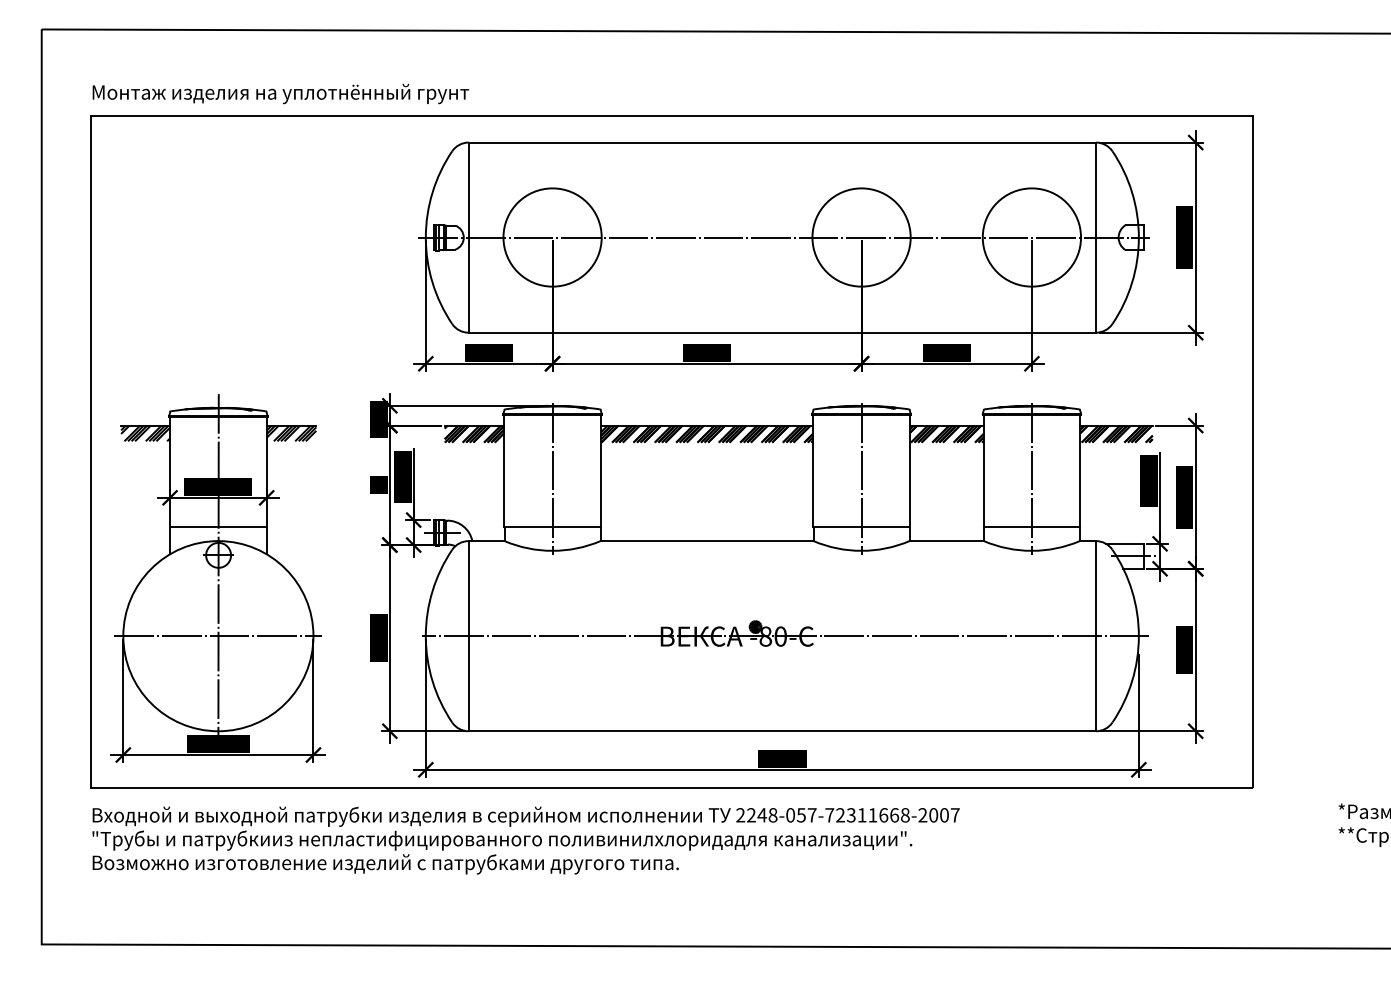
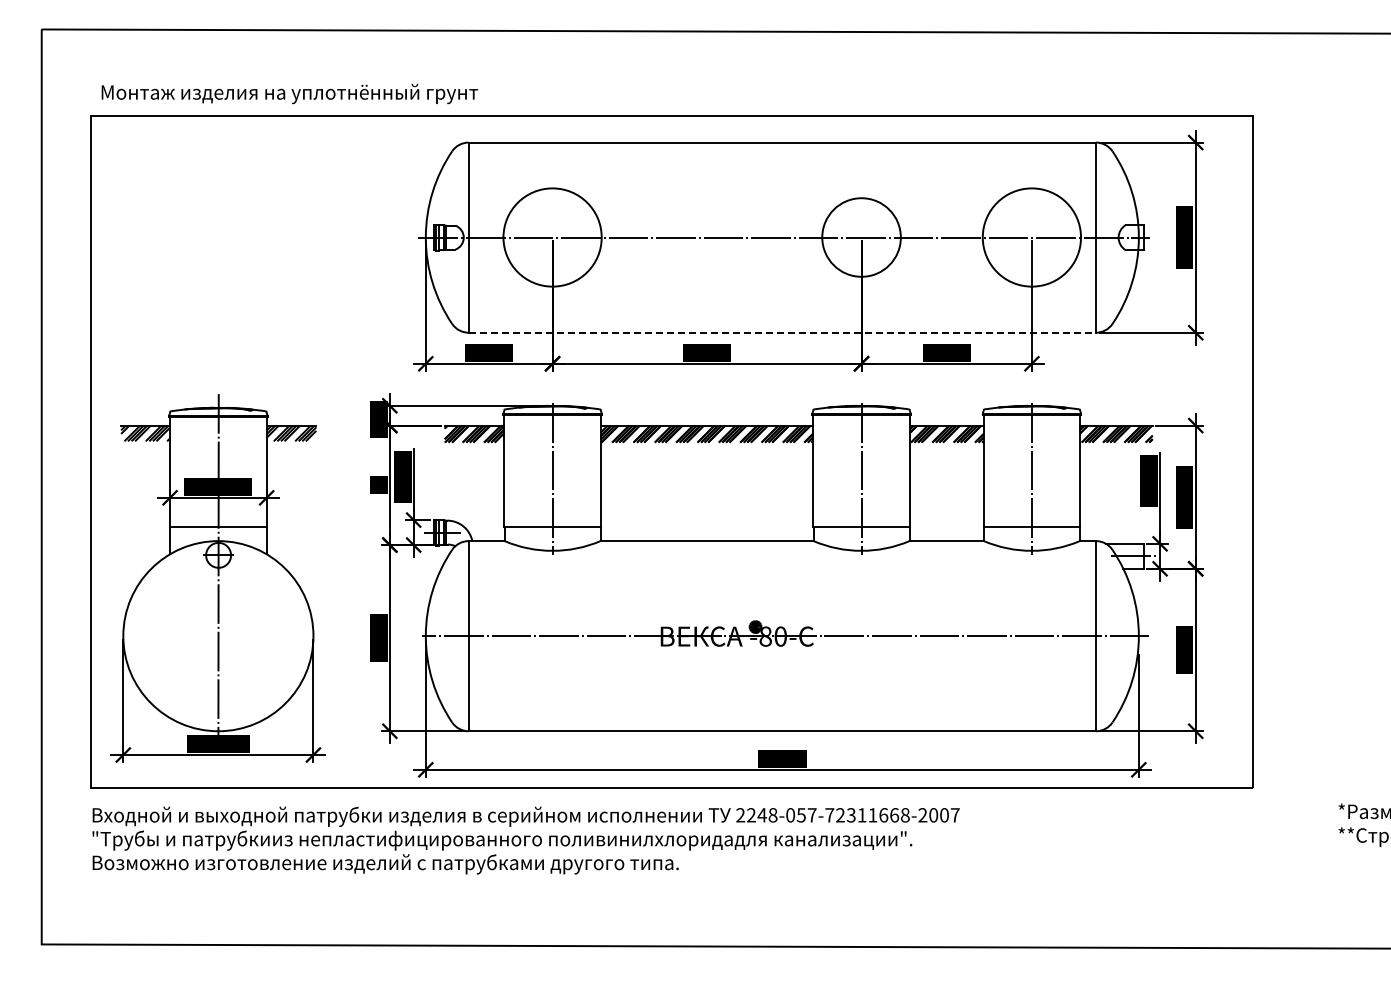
text position: (280, 93) -> (289, 93) (289, 93)
circle diameter: 98 px -> 79 px (861, 237)
line: solid -> dashed (782, 332)
line: present -> none (218, 636)
